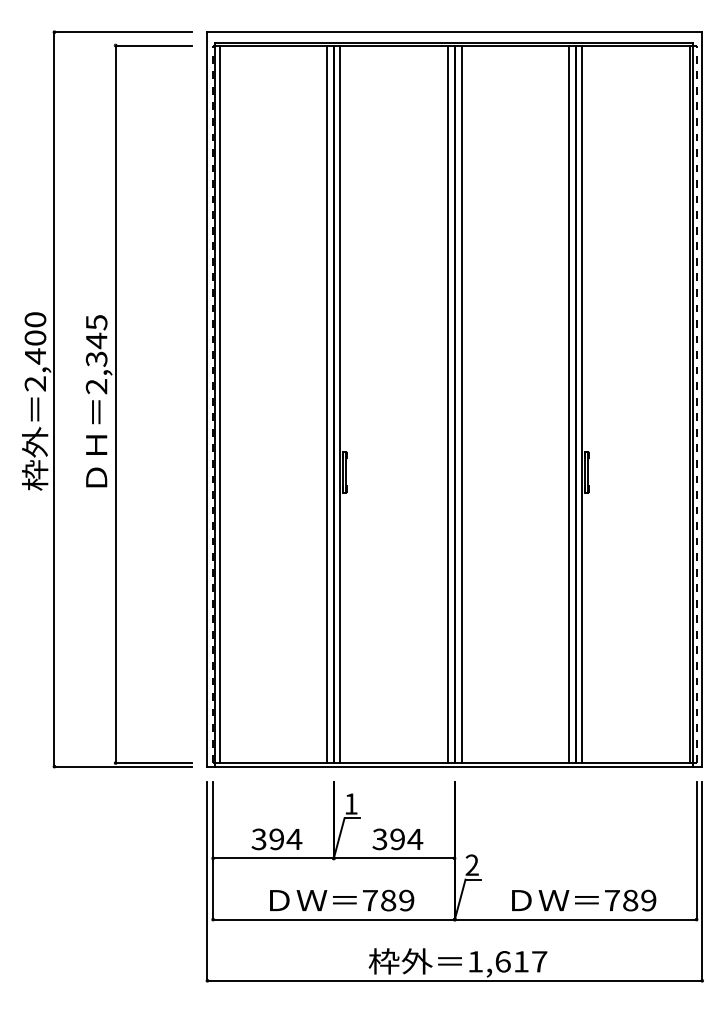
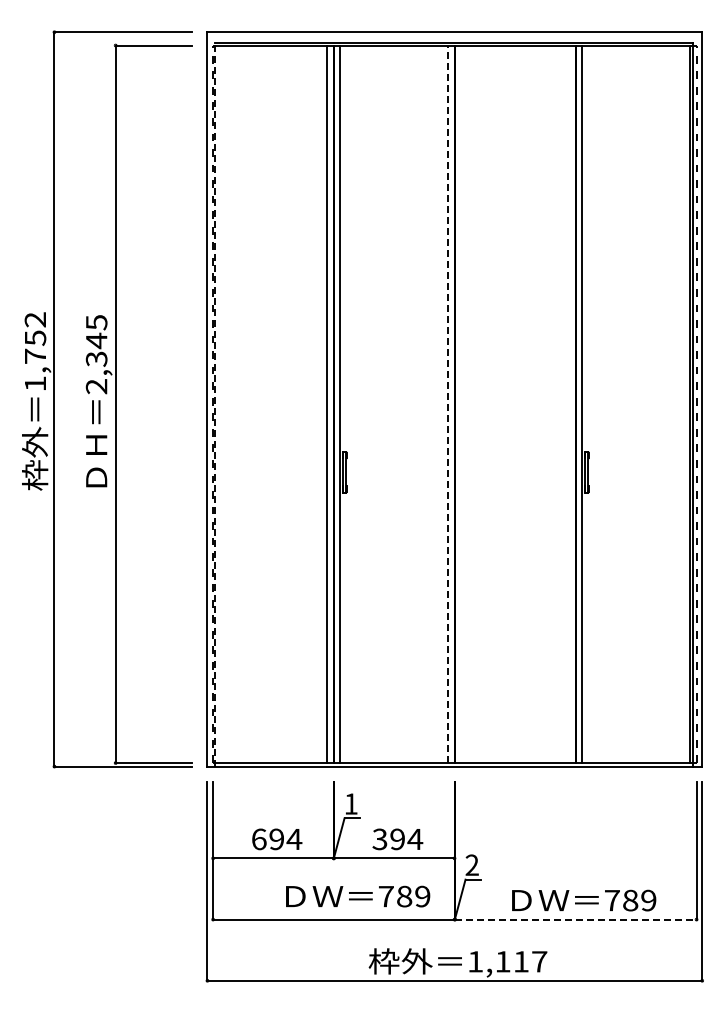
text: 2,400 -> 1,752 (35, 351)
line: solid -> dashed (214, 404)
line: present -> none (219, 404)
line: solid -> dashed (448, 404)
line: present -> none (461, 404)
line: present -> none (569, 404)
text: 394 -> 694 (258, 839)
text position: (342, 900) -> (358, 896) (358, 896)
line: solid -> dashed (575, 919)
text: 1,617 -> 1,117 (502, 961)
